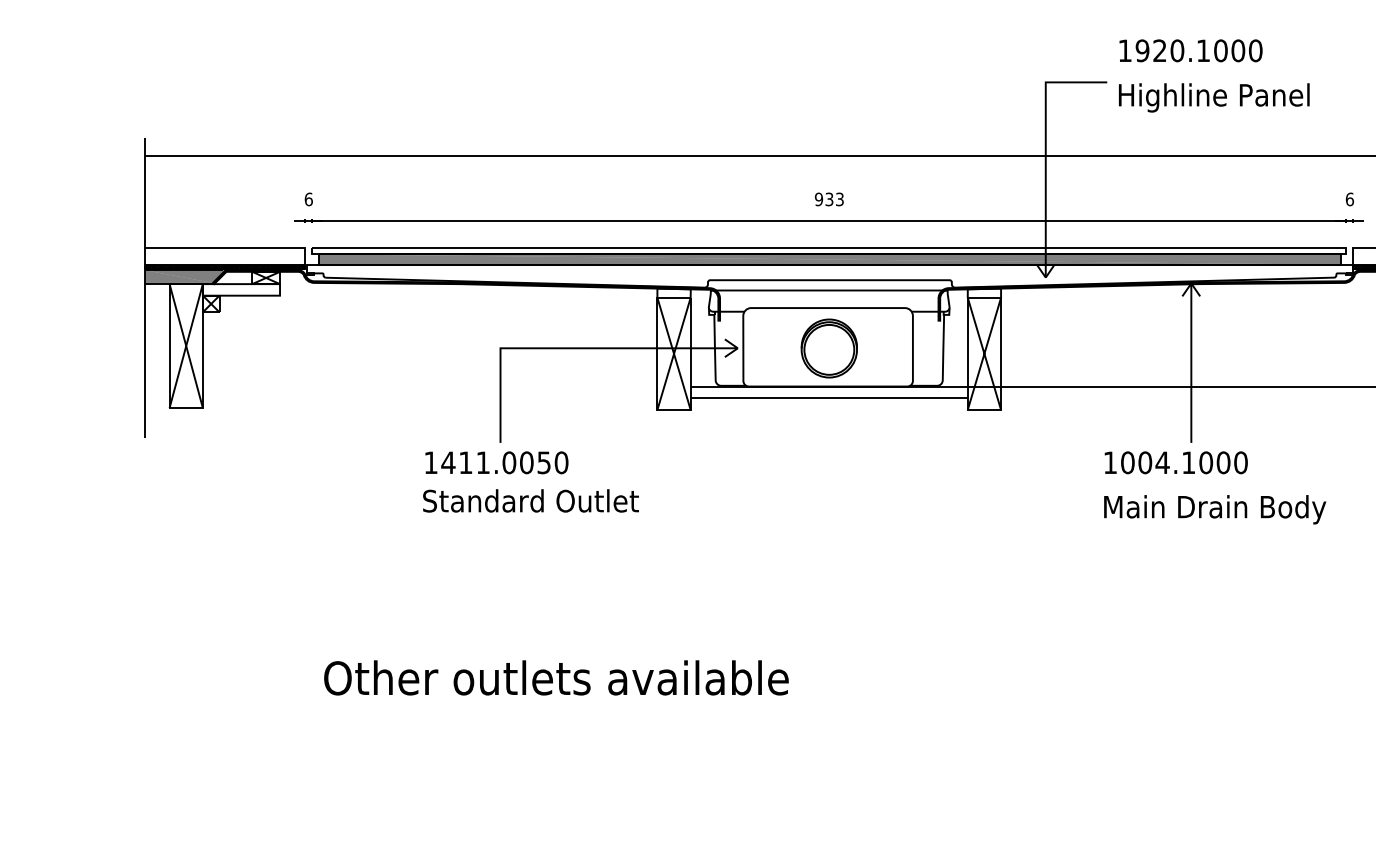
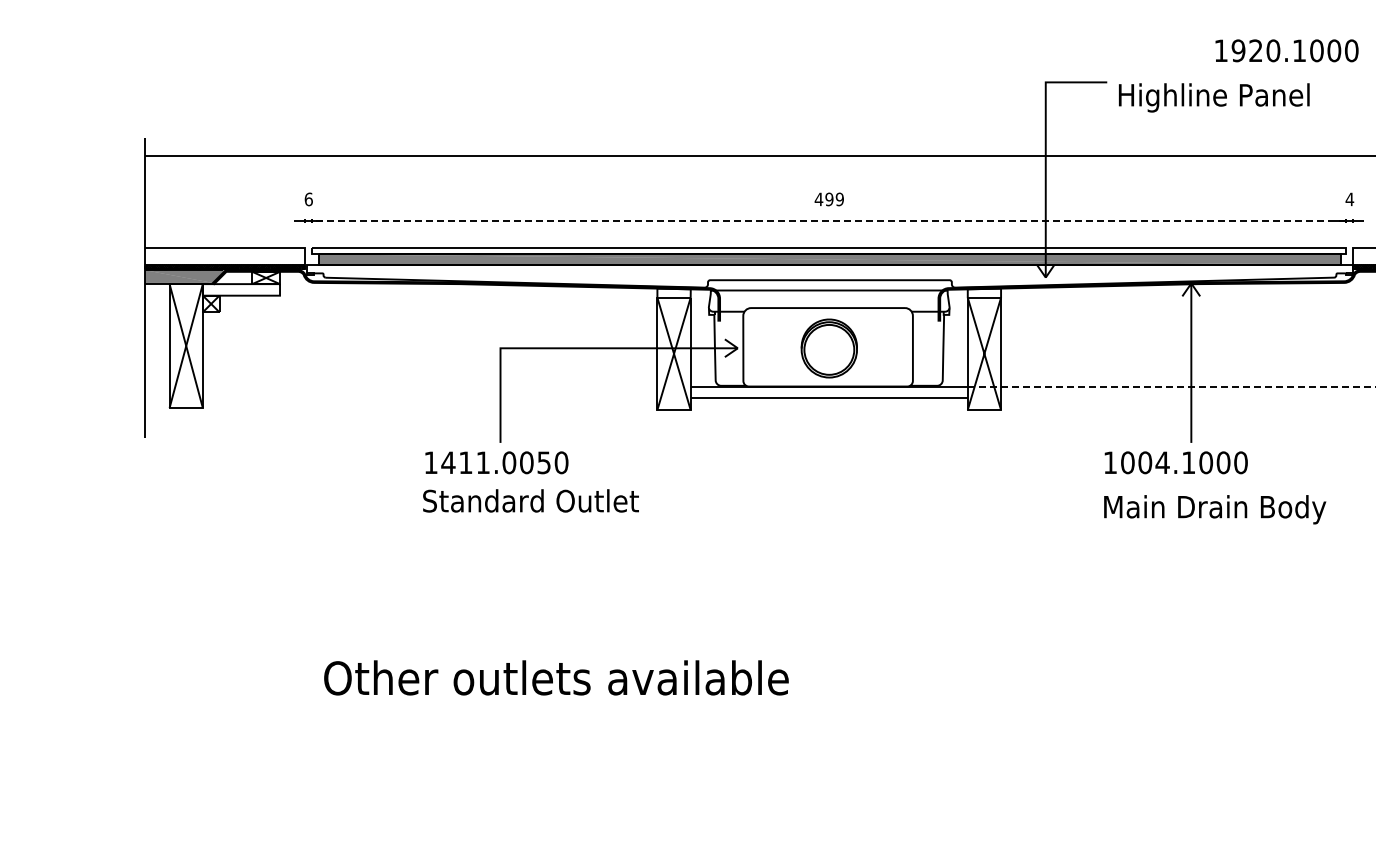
text position: (1190, 50) -> (1286, 50) (1286, 50)
text: 933 -> 499 (828, 199)
text: 6 -> 4 (1349, 199)
line: solid -> dashed (828, 221)
line: solid -> dashed (1171, 386)
